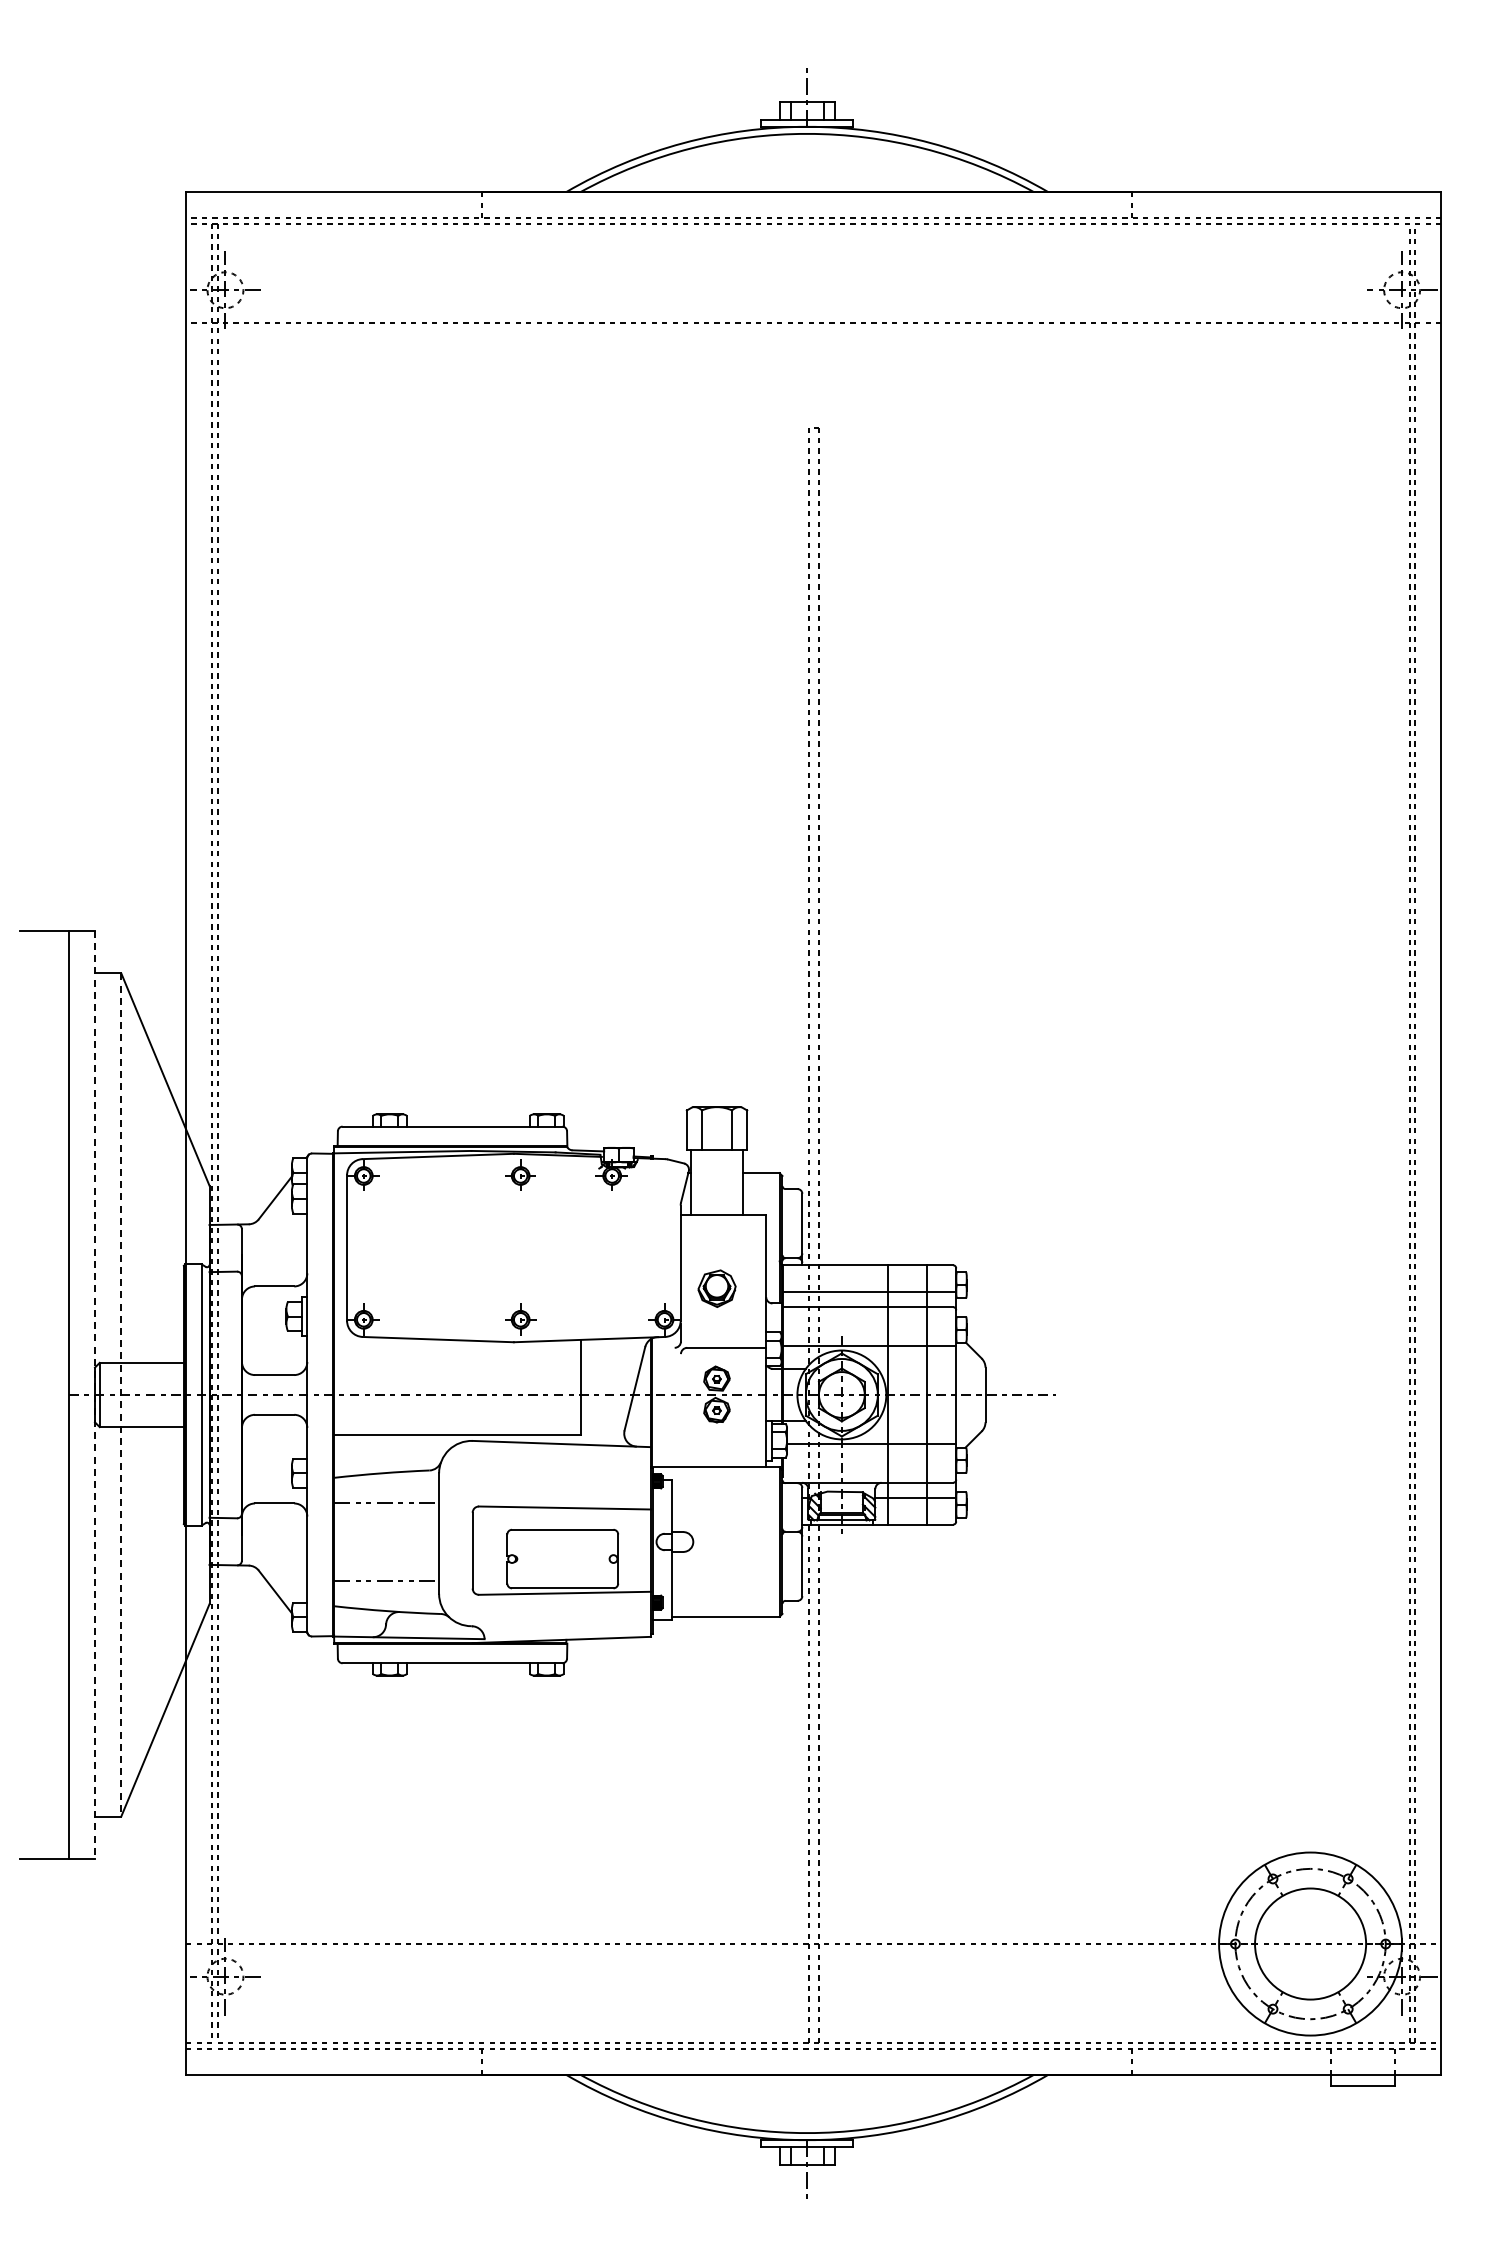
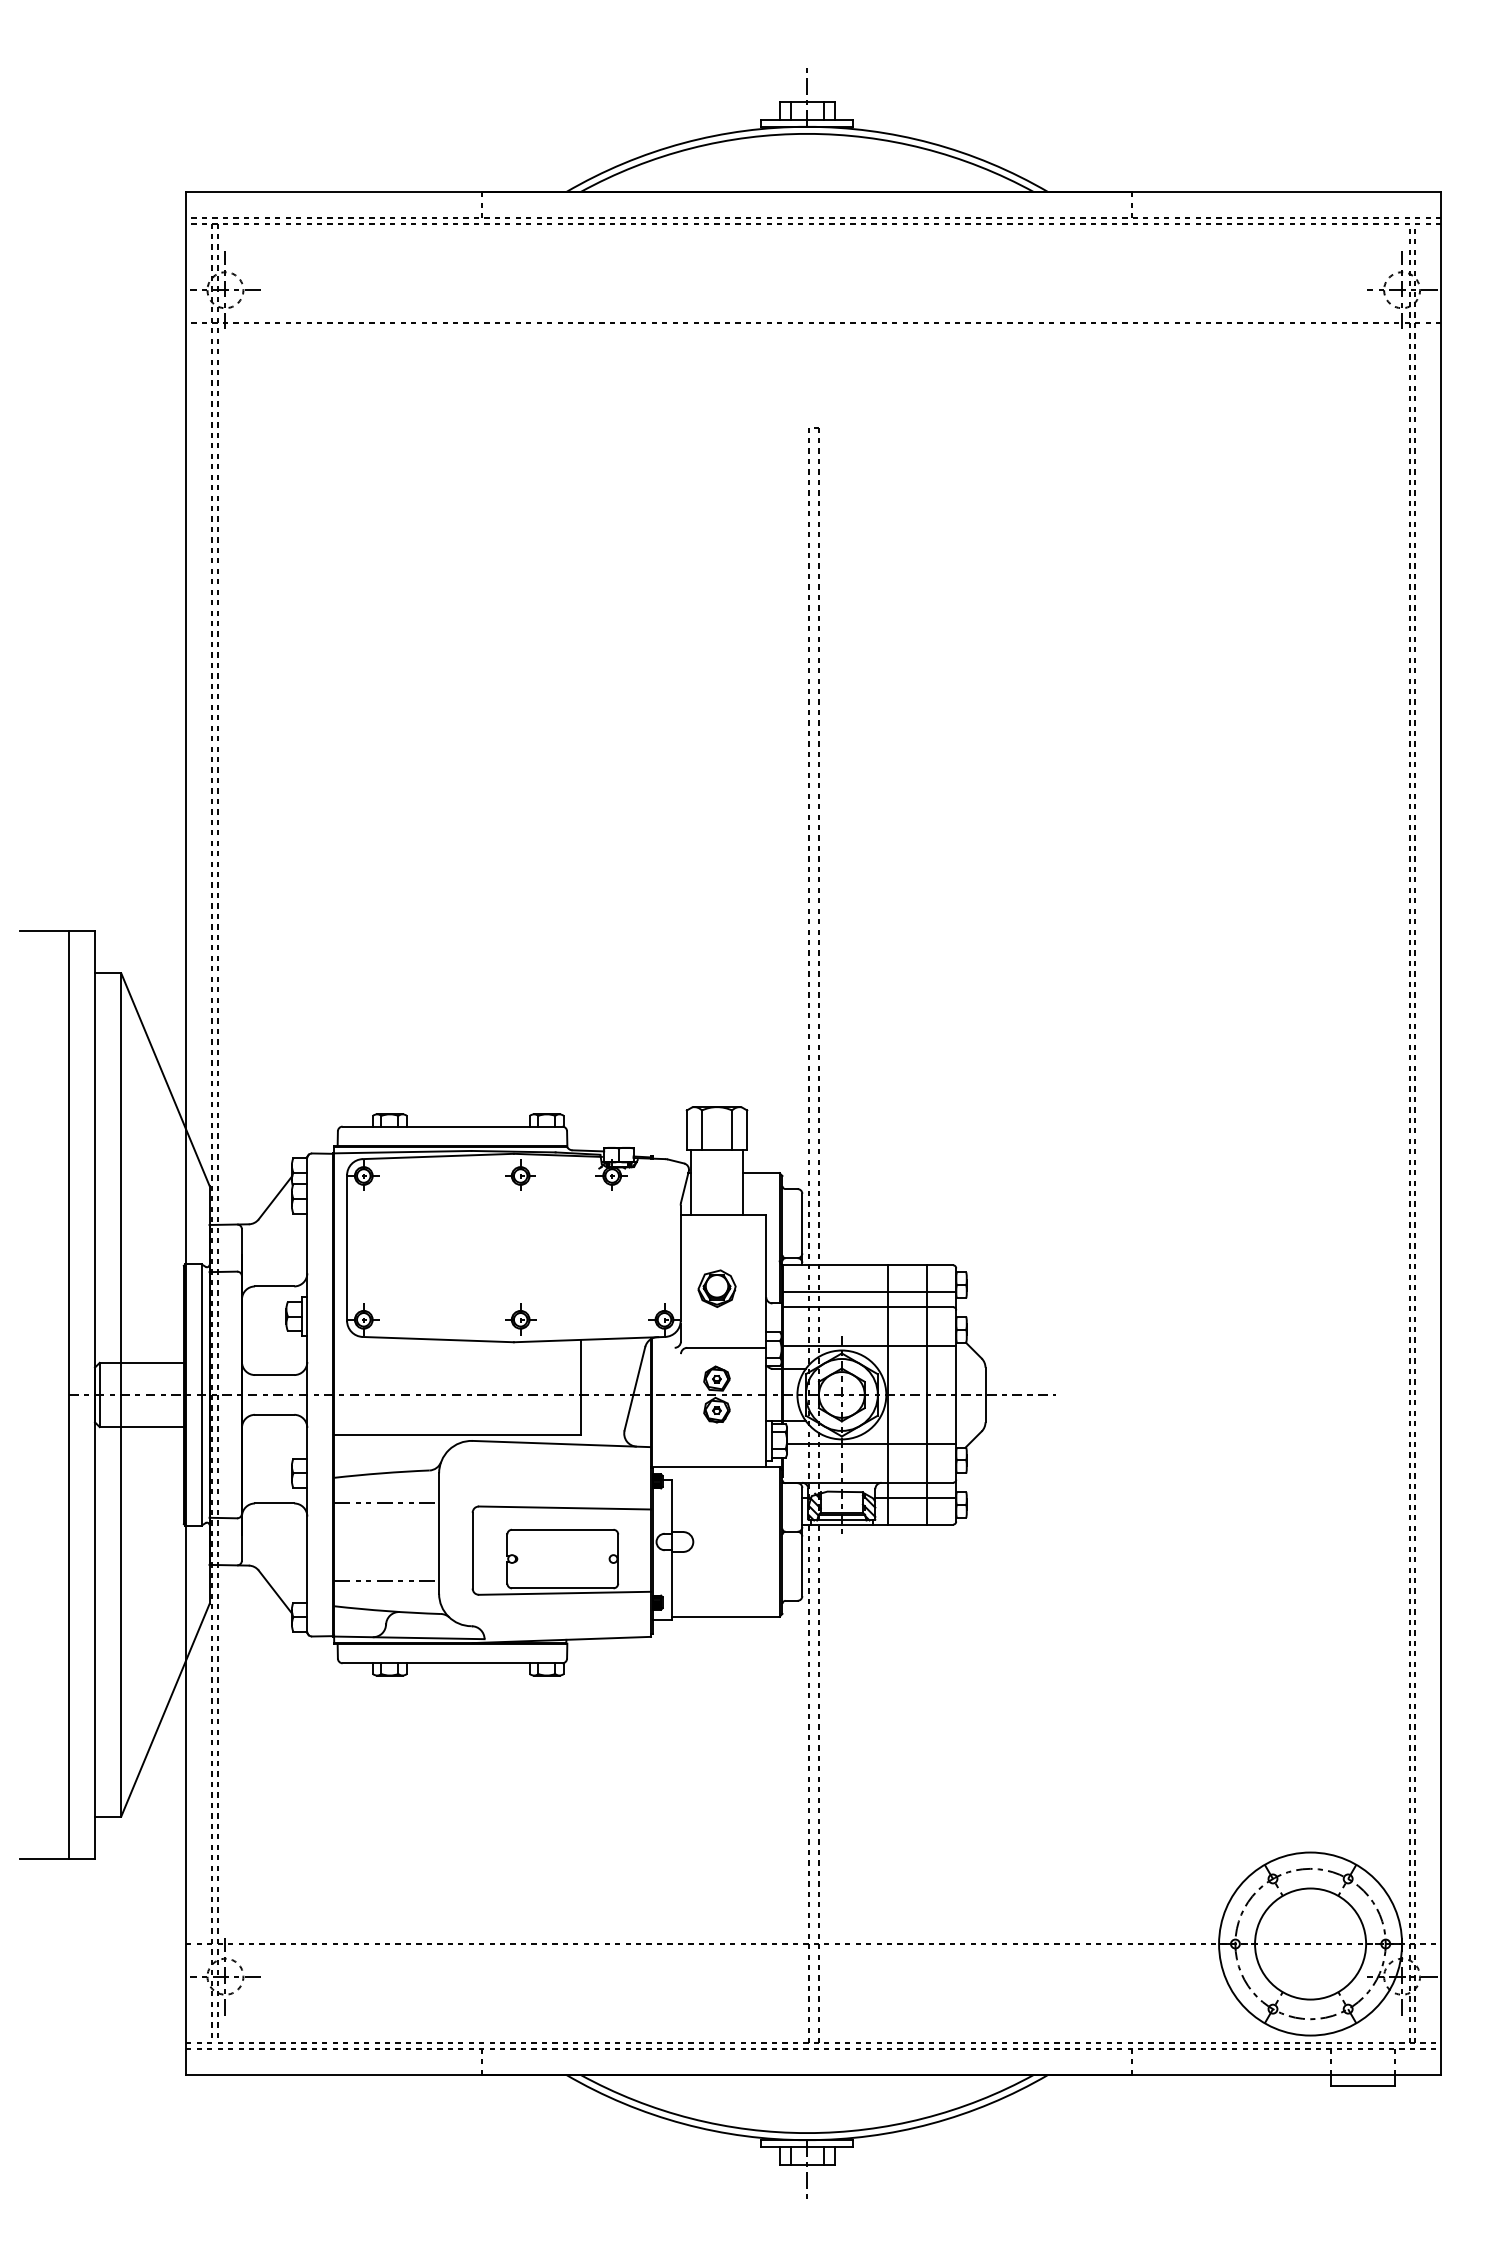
line: dashed -> solid (121, 1394)
line: dashed -> solid (95, 1395)
